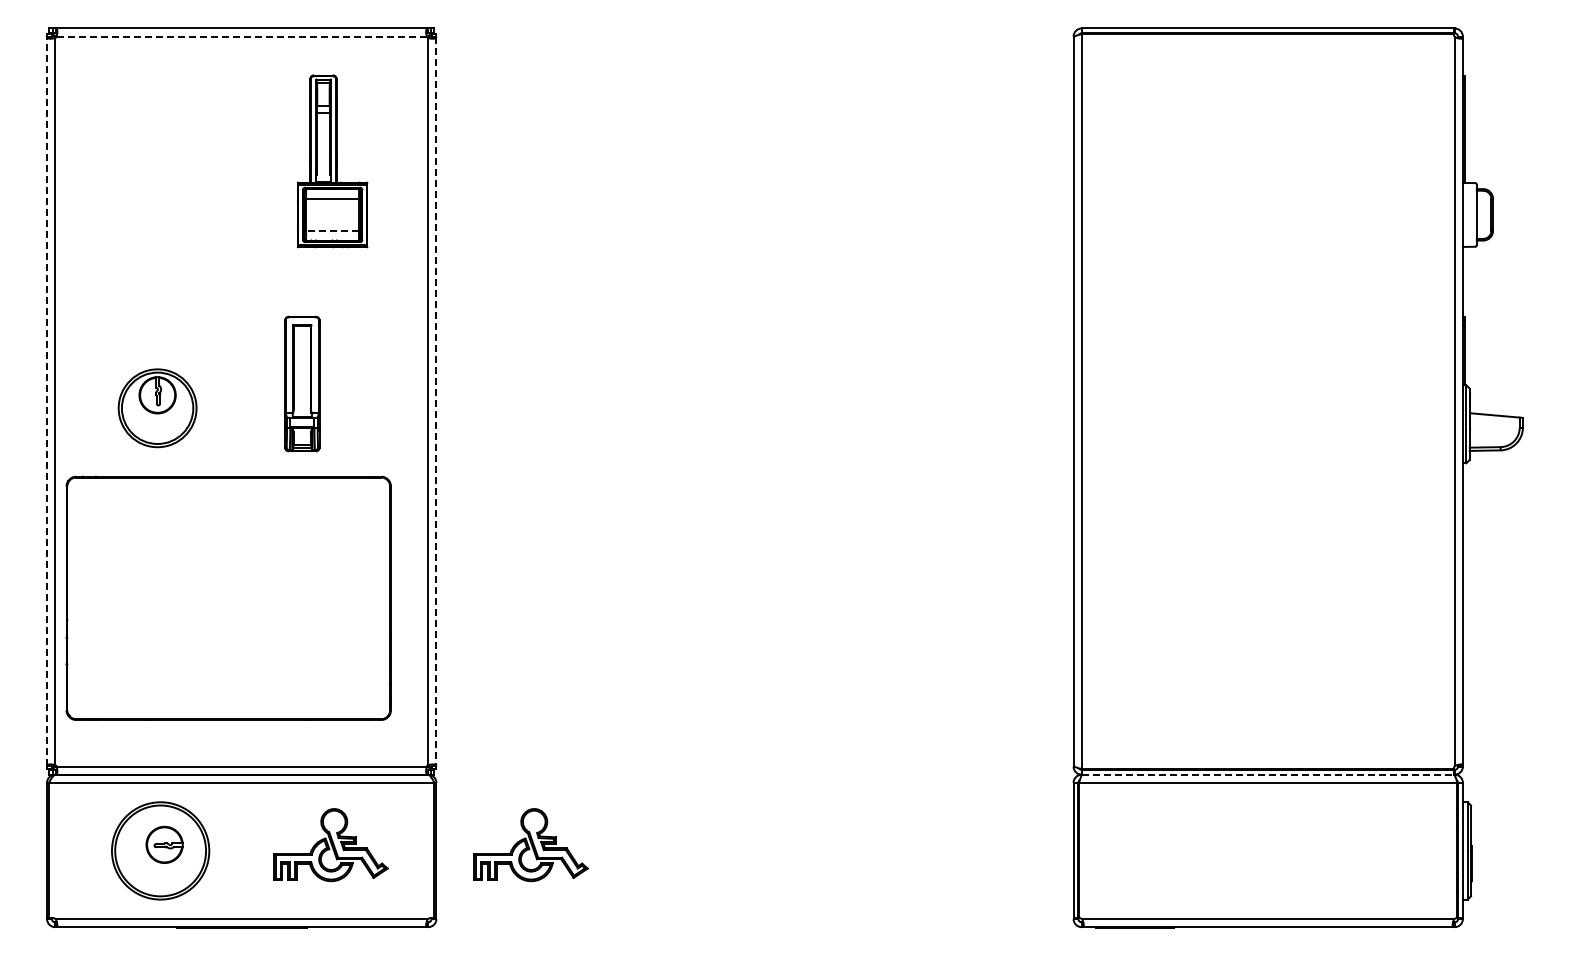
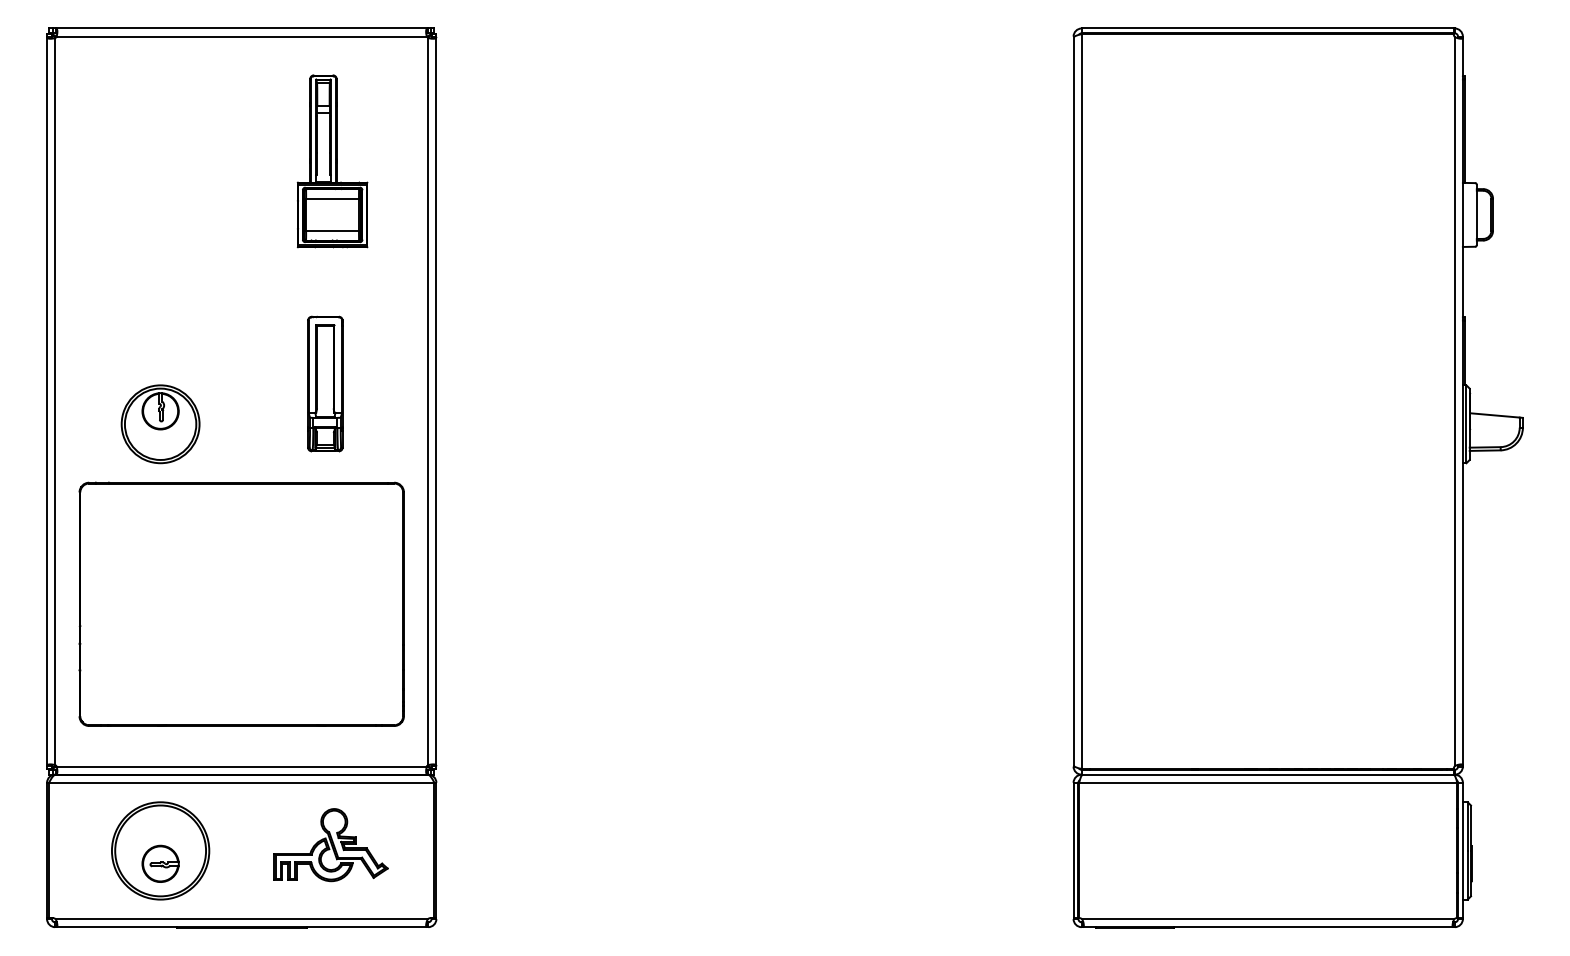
line: dashed -> solid (242, 36)
line: dashed -> solid (332, 230)
part position: (302, 383) -> (325, 383) (325, 383)
line: dashed -> solid (47, 401)
line: dashed -> solid (436, 401)
part position: (157, 408) -> (160, 424) (160, 424)
part position: (228, 597) -> (241, 603) (241, 603)
line: dashed -> solid (1268, 774)
part position: (164, 844) -> (160, 863) (160, 863)
part: present -> none (530, 845)
